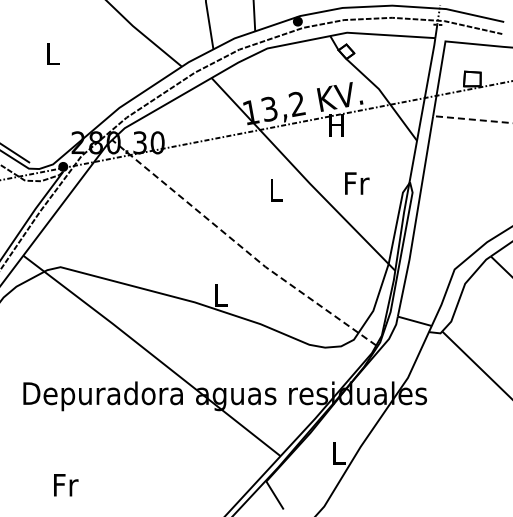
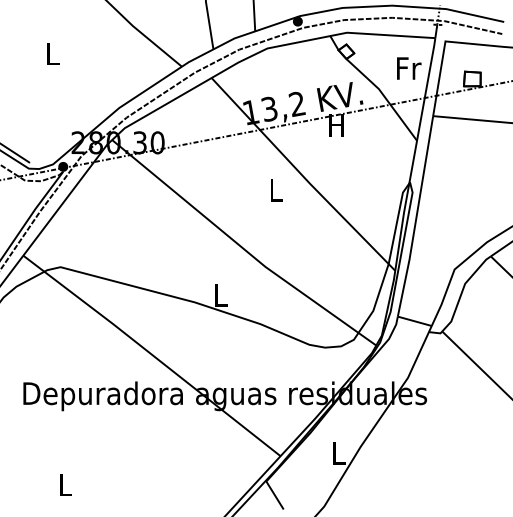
line: dashed -> solid (472, 119)
text position: (357, 183) -> (409, 68) (409, 68)
line: dashed -> solid (240, 246)
text: Fr -> L (66, 485)
